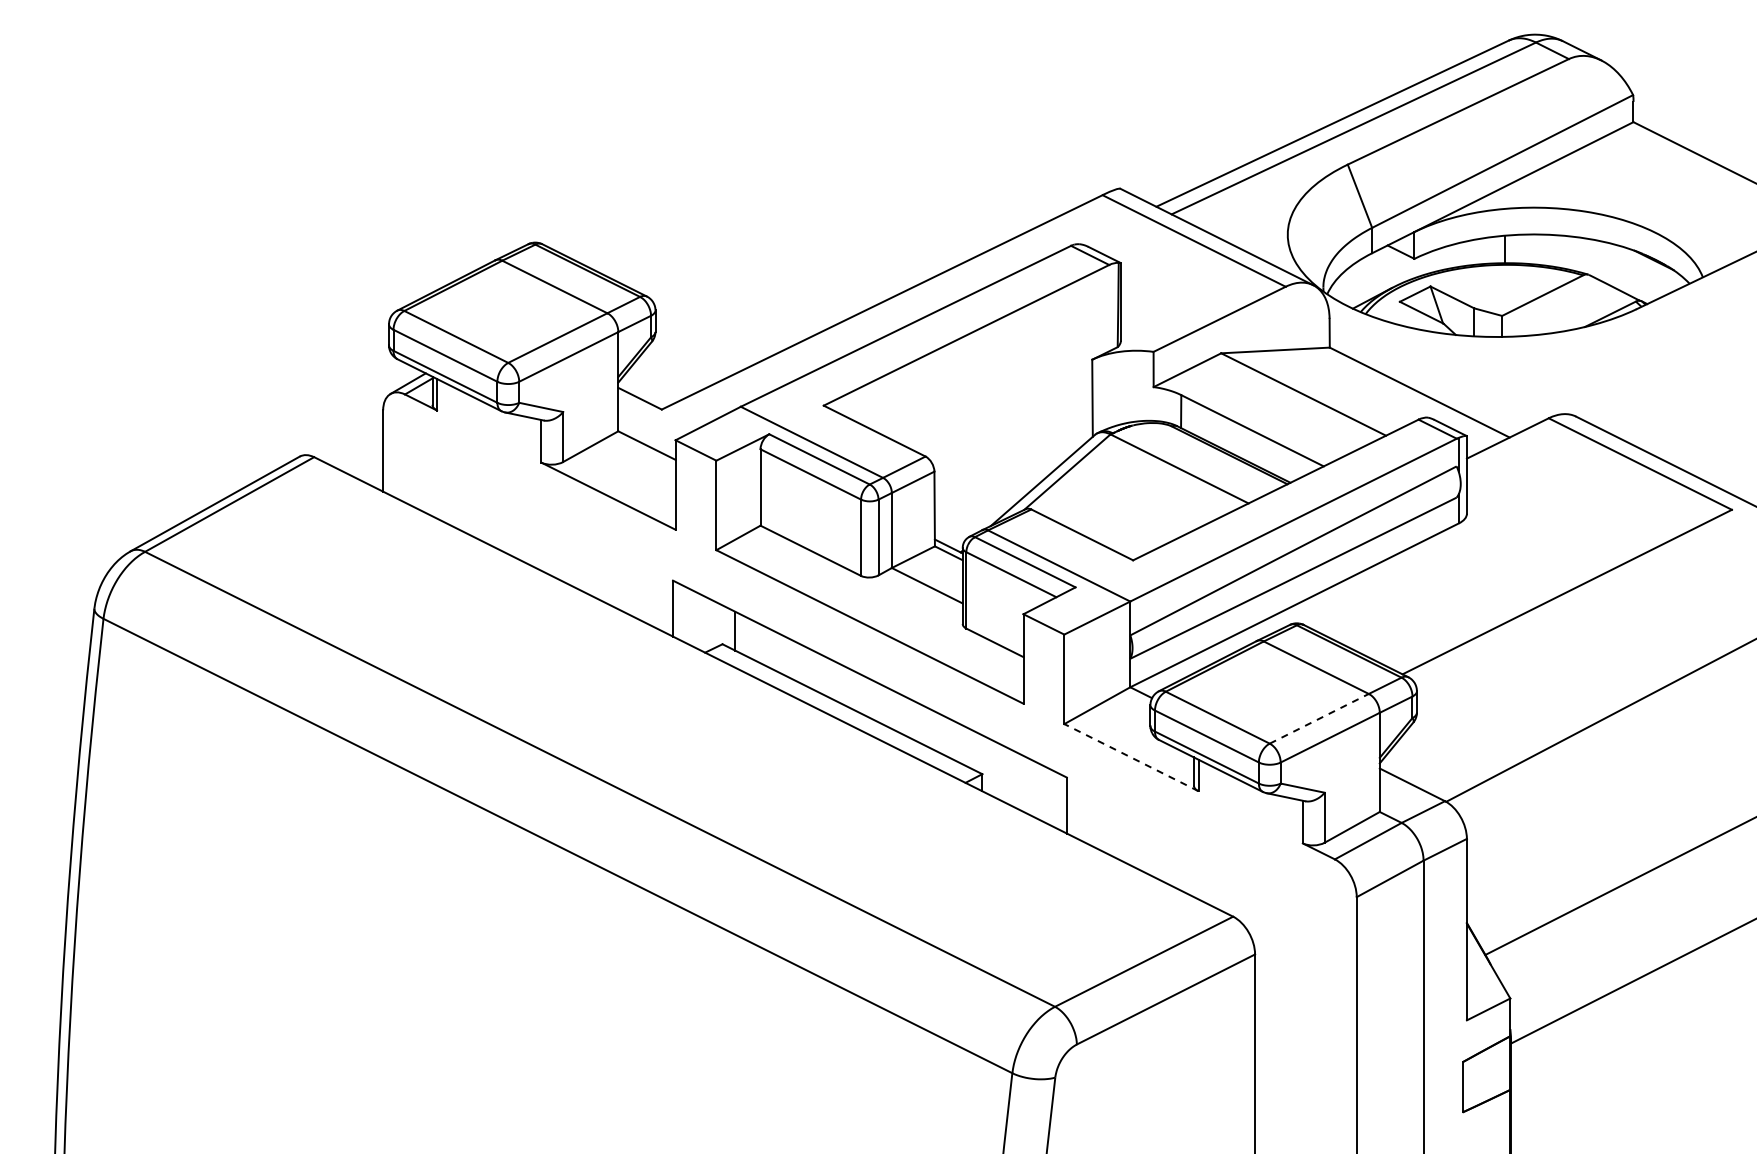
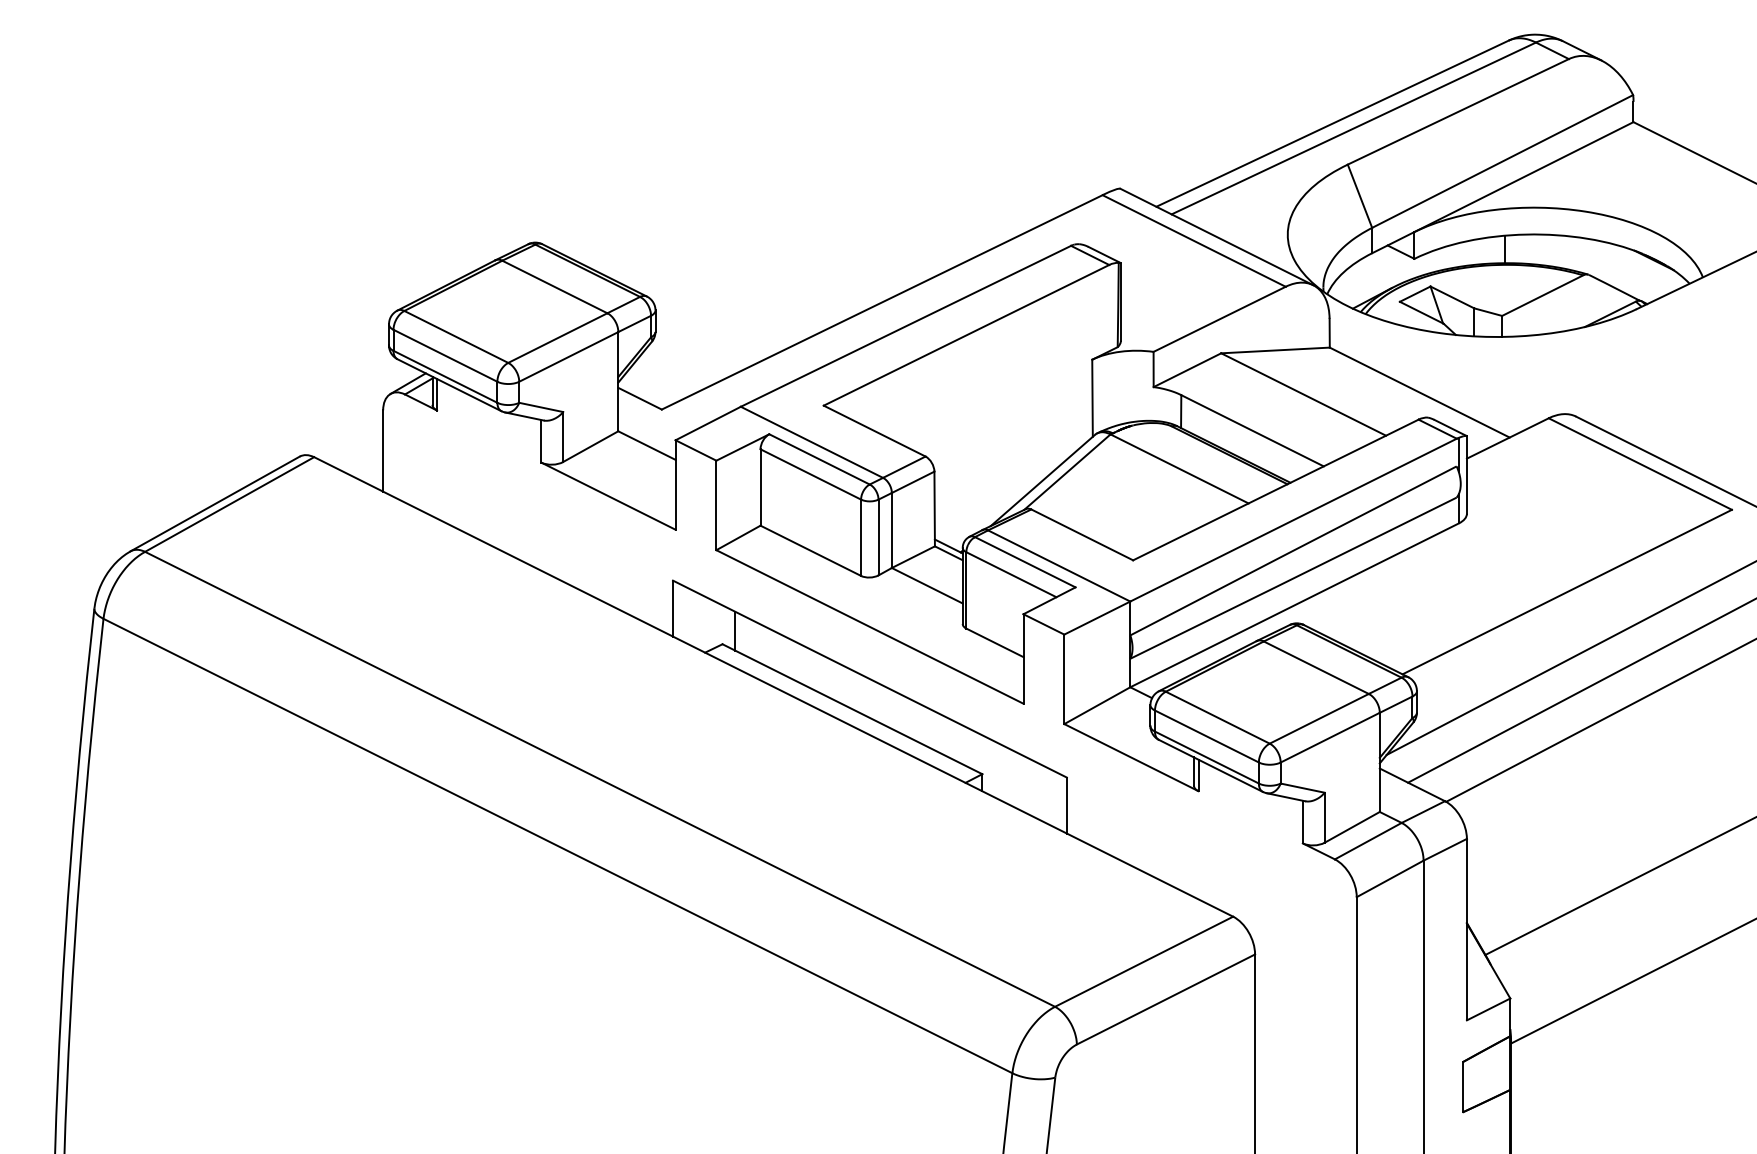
line: none -> present (1569, 658)
line: none -> present (1580, 690)
line: dashed -> solid (1319, 718)
line: dashed -> solid (1130, 757)
